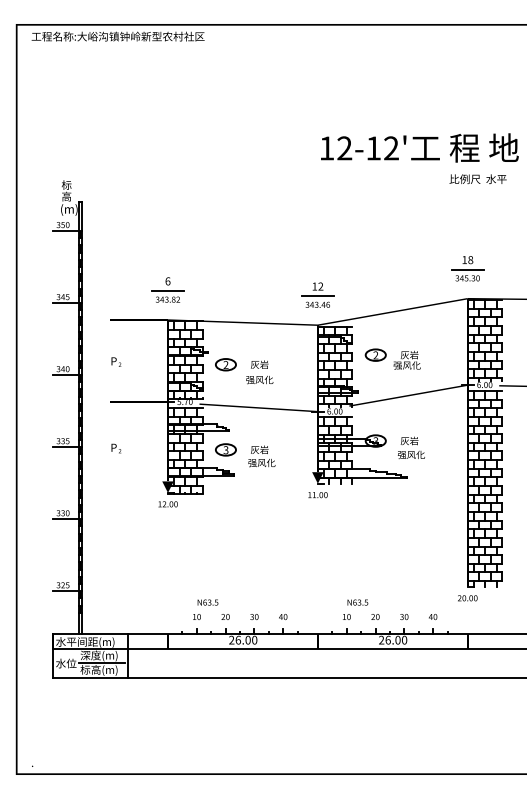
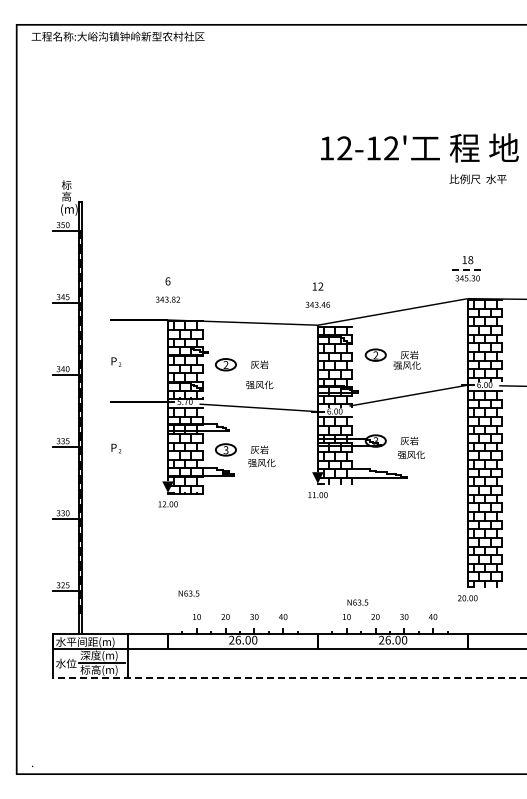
line: solid -> dashed (467, 269)
line: present -> none (167, 291)
line: present -> none (317, 296)
text position: (259, 380) -> (259, 385) (259, 385)
text position: (207, 602) -> (188, 593) (188, 593)
line: solid -> dashed (289, 677)
